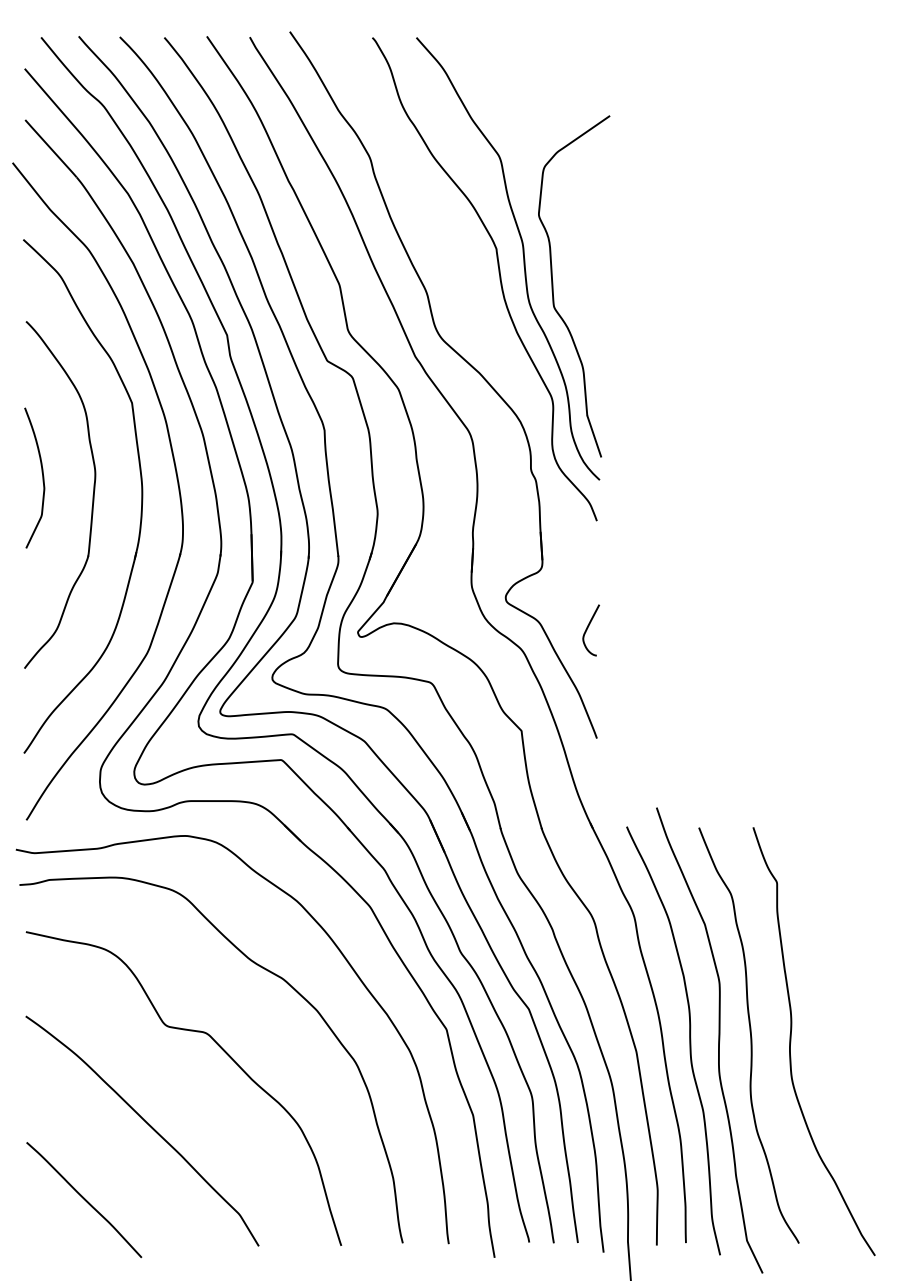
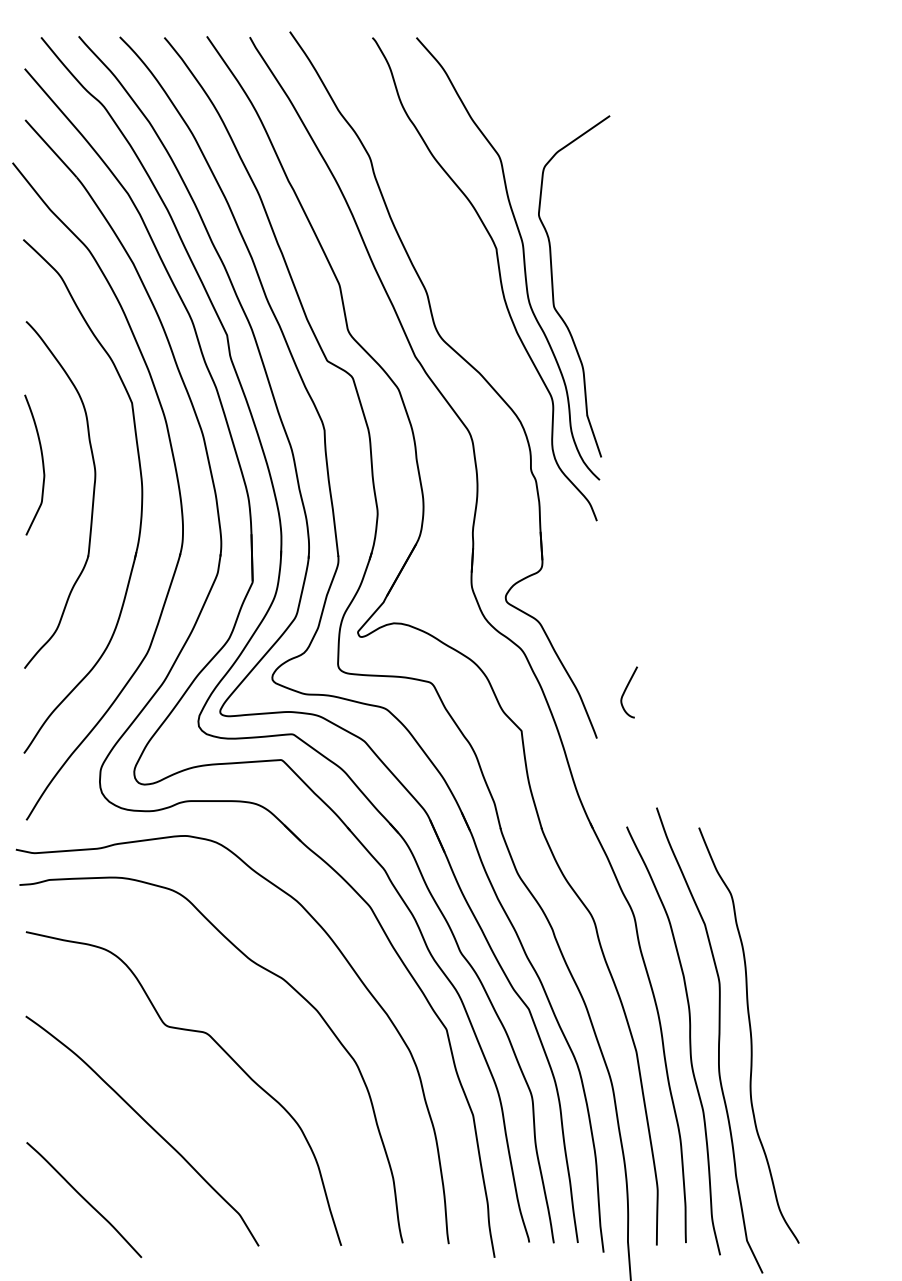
curve position: (42, 477) -> (42, 464) (42, 464)
curve position: (588, 628) -> (626, 690) (626, 690)
curve: present -> none (791, 1041)
